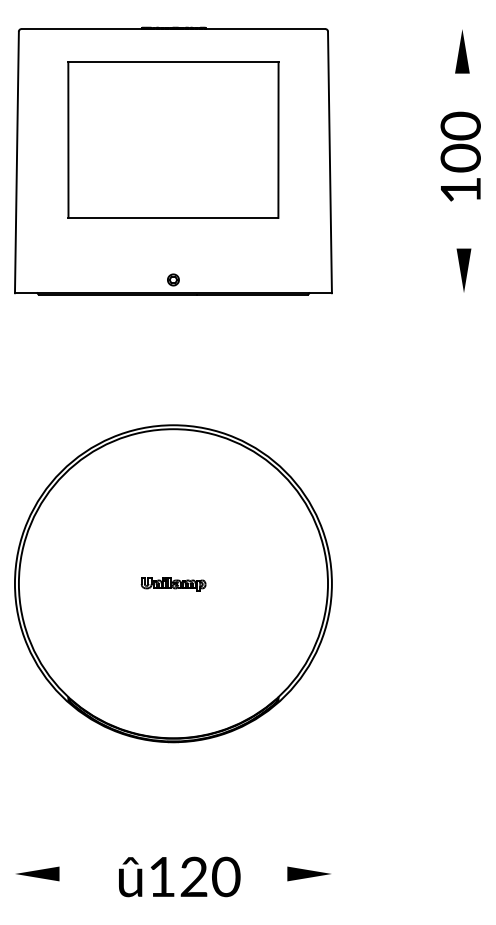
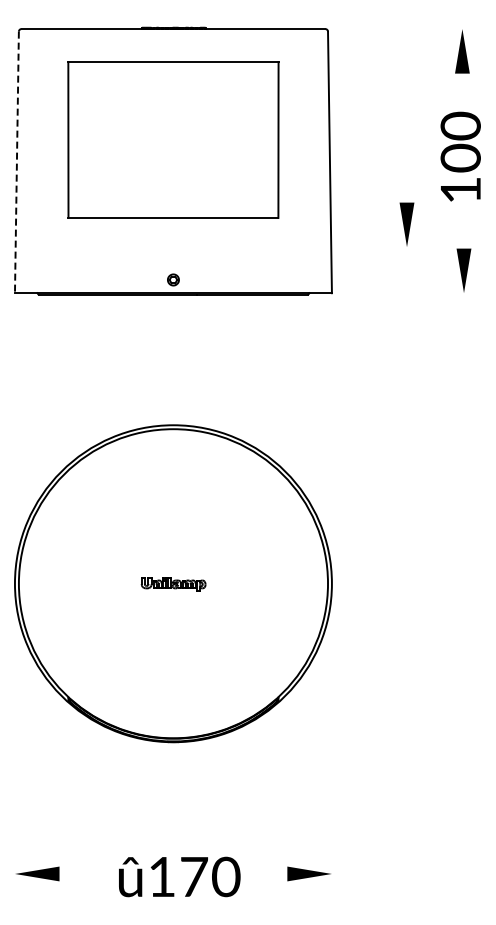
line: solid -> dashed (16, 162)
part: none -> present (406, 224)
text: û120 -> û170 (193, 876)
